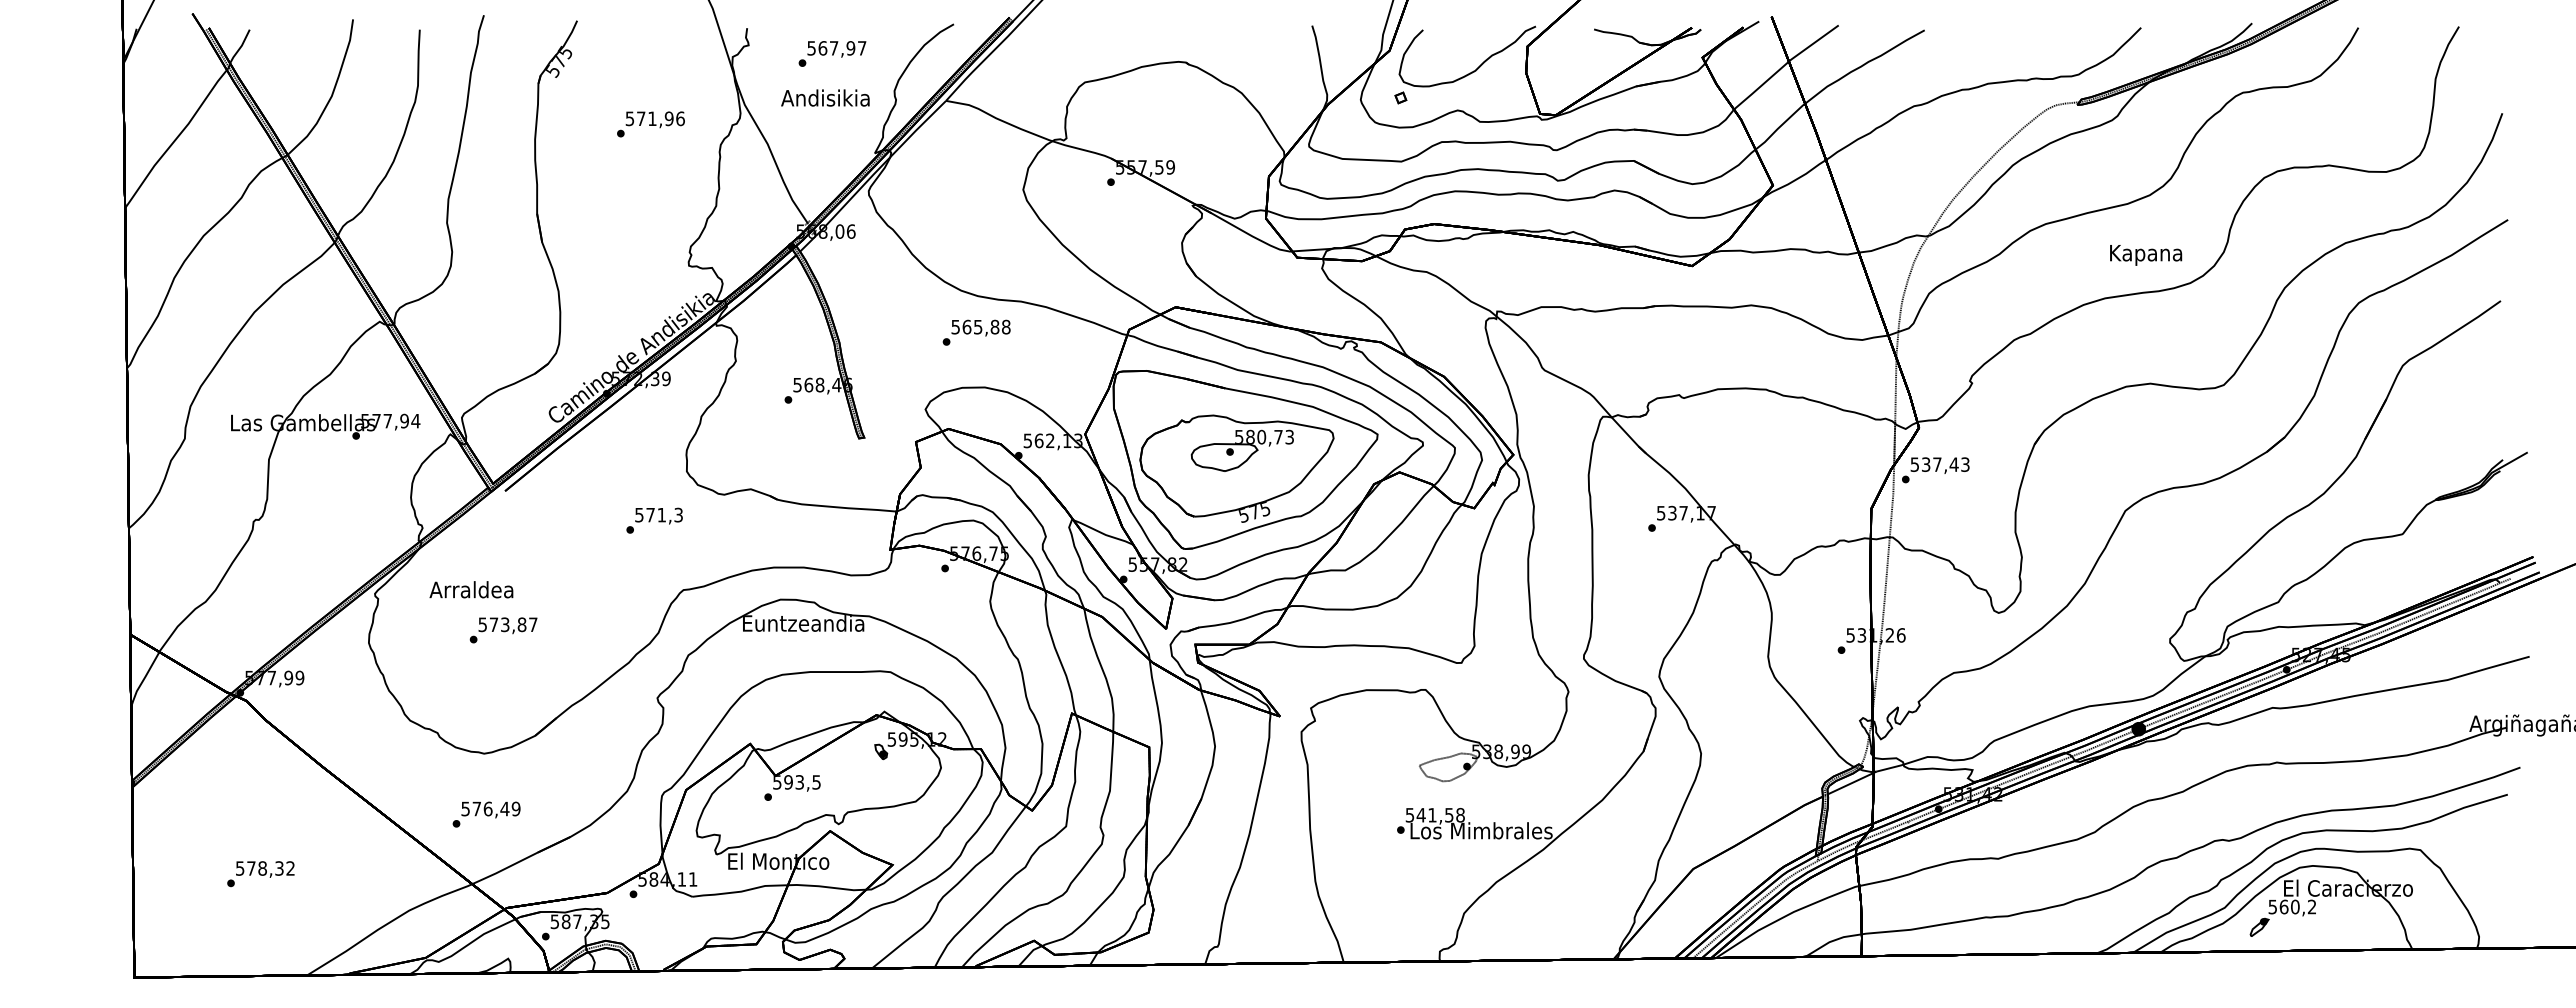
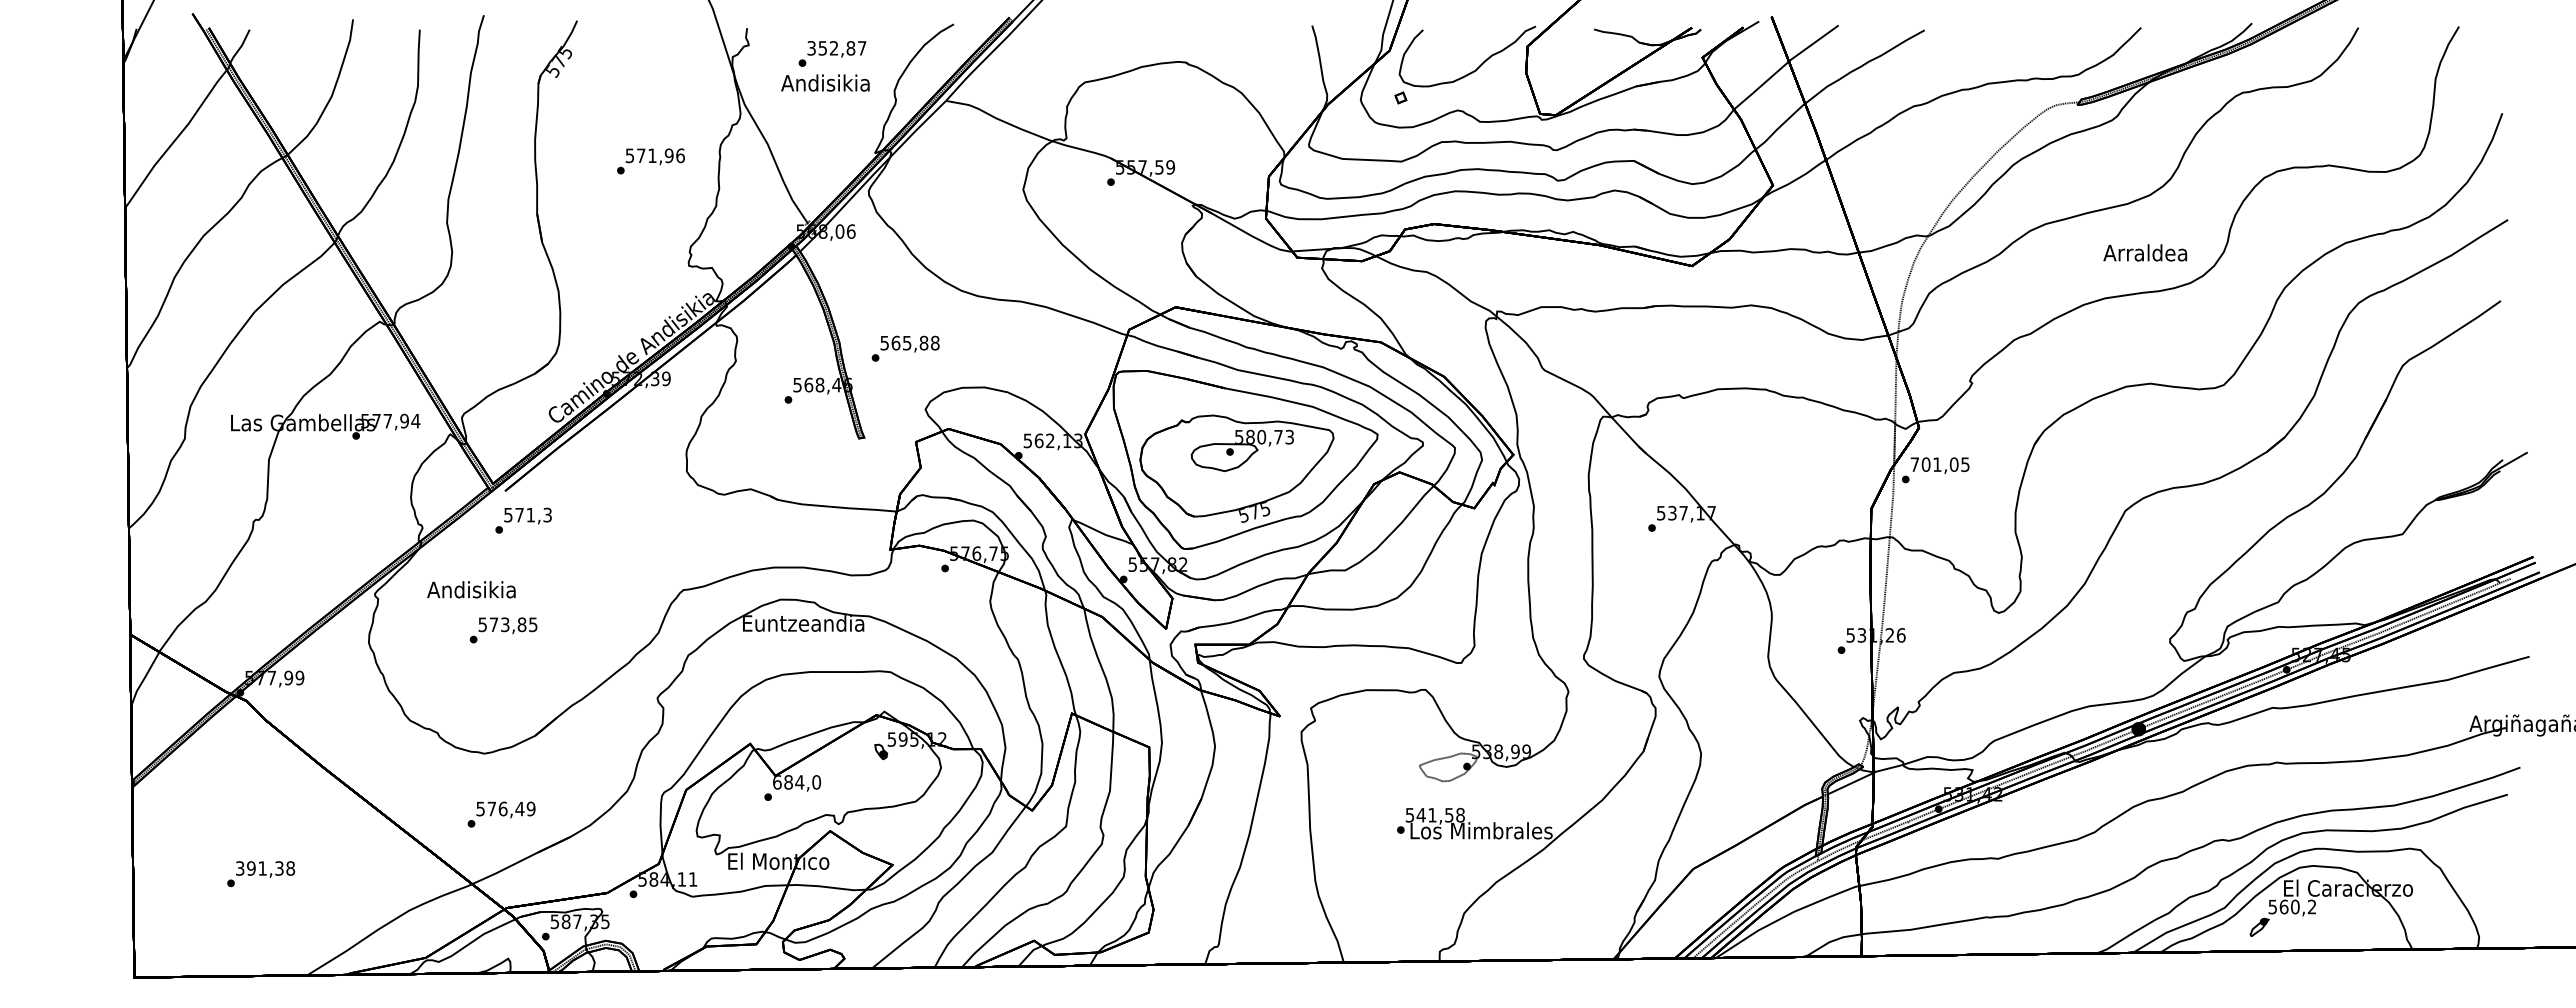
text: 567,97 -> 352,87 (831, 48)
text position: (825, 97) -> (825, 82) (825, 82)
text position: (650, 124) -> (650, 161) (650, 161)
text: Kapana -> Arraldea (2145, 254)
text position: (976, 332) -> (905, 348) (905, 348)
text: 537,43 -> 701,05 (1939, 464)
text position: (654, 520) -> (523, 520) (523, 520)
text: Arraldea -> Andisikia (471, 589)
text: 573,87 -> 573,85 (533, 624)
text: 593,5 -> 684,0 (797, 782)
text position: (486, 814) -> (501, 814) (501, 814)
text: 578,32 -> 391,38 (265, 868)
